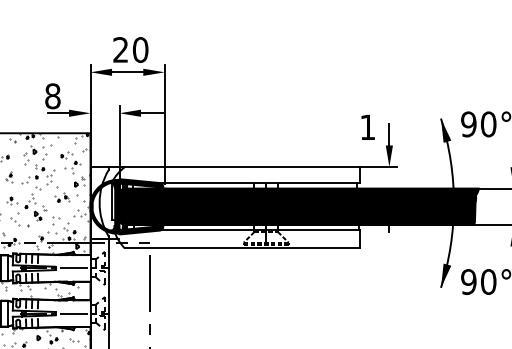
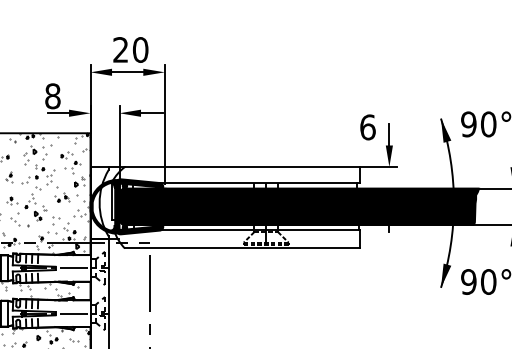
text: 1 -> 6 (367, 127)
